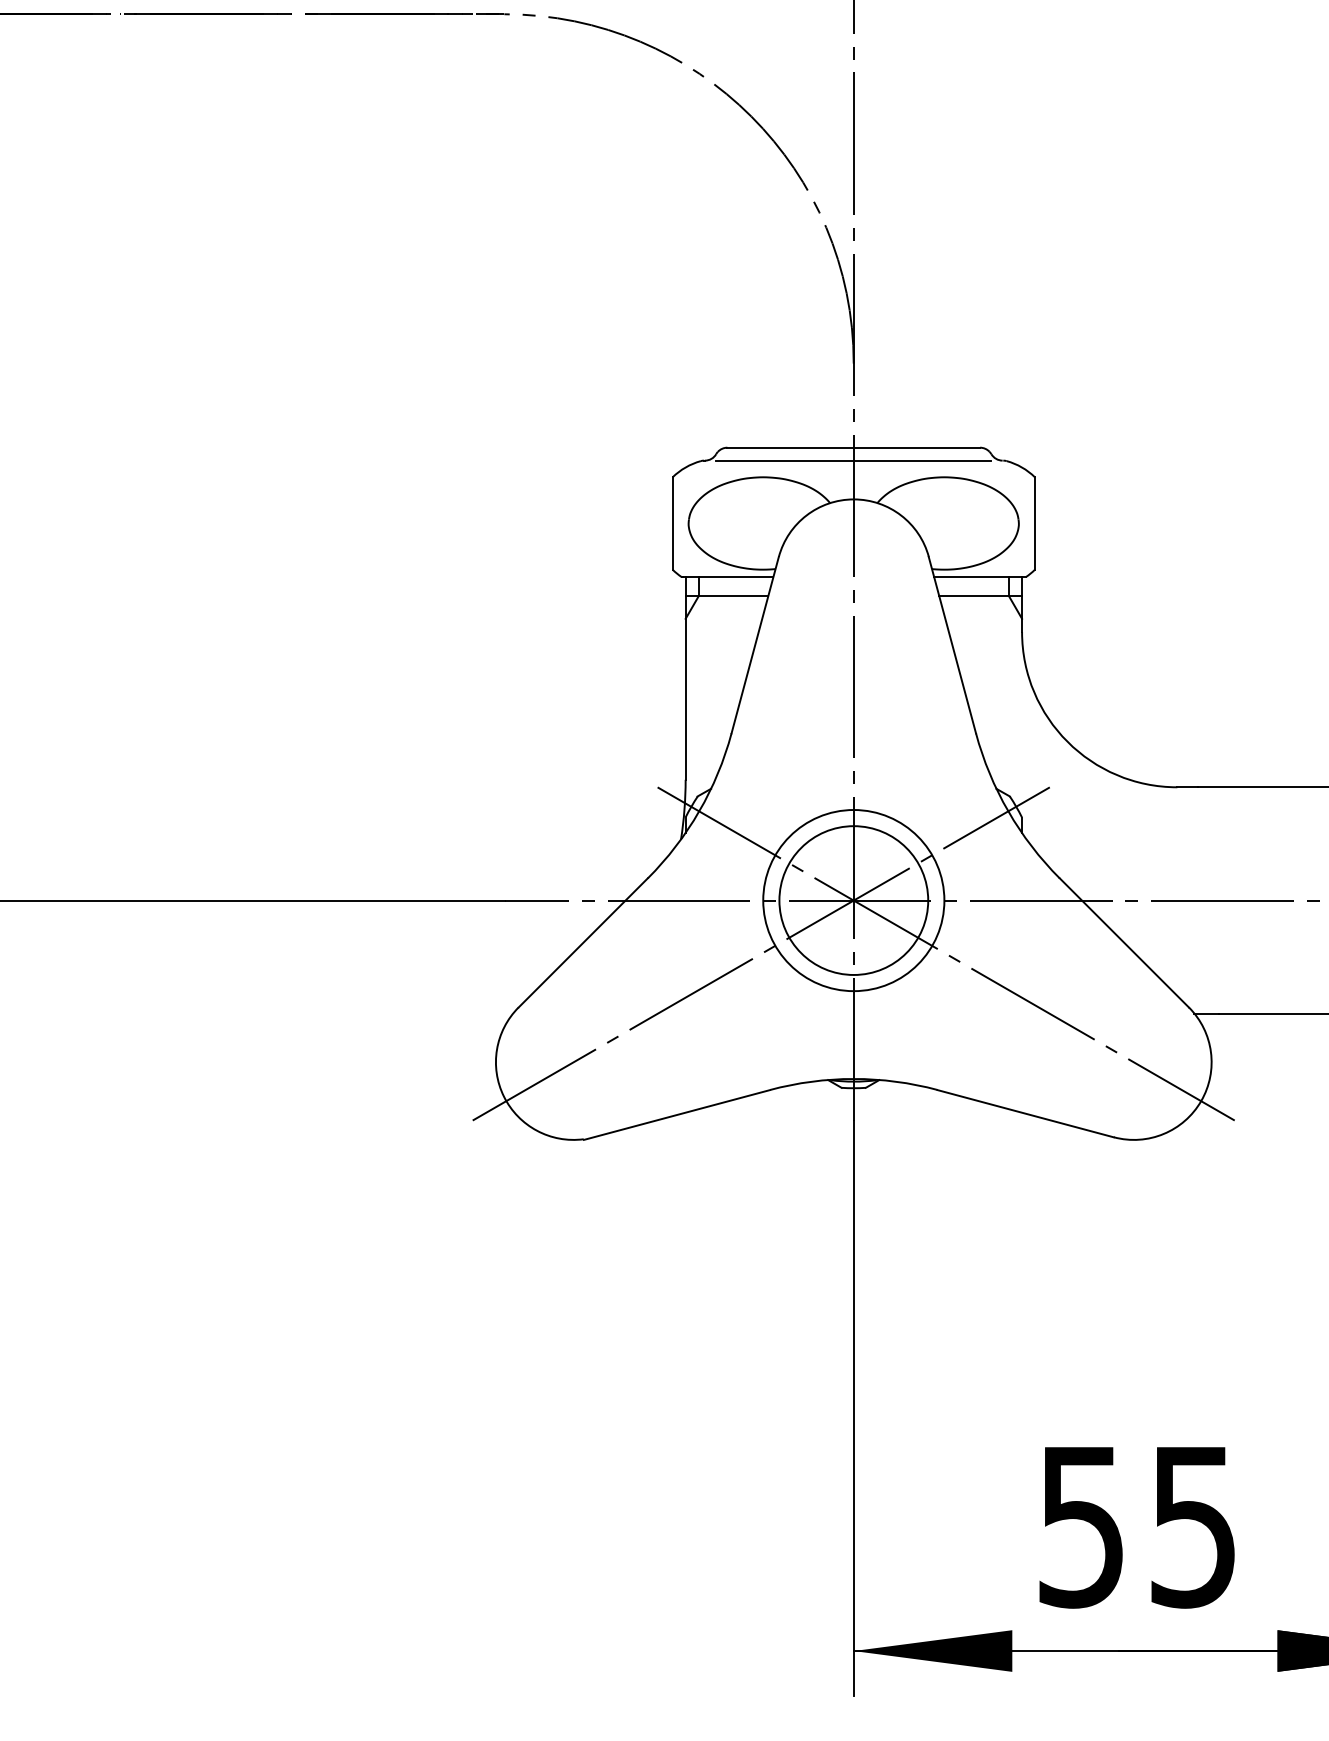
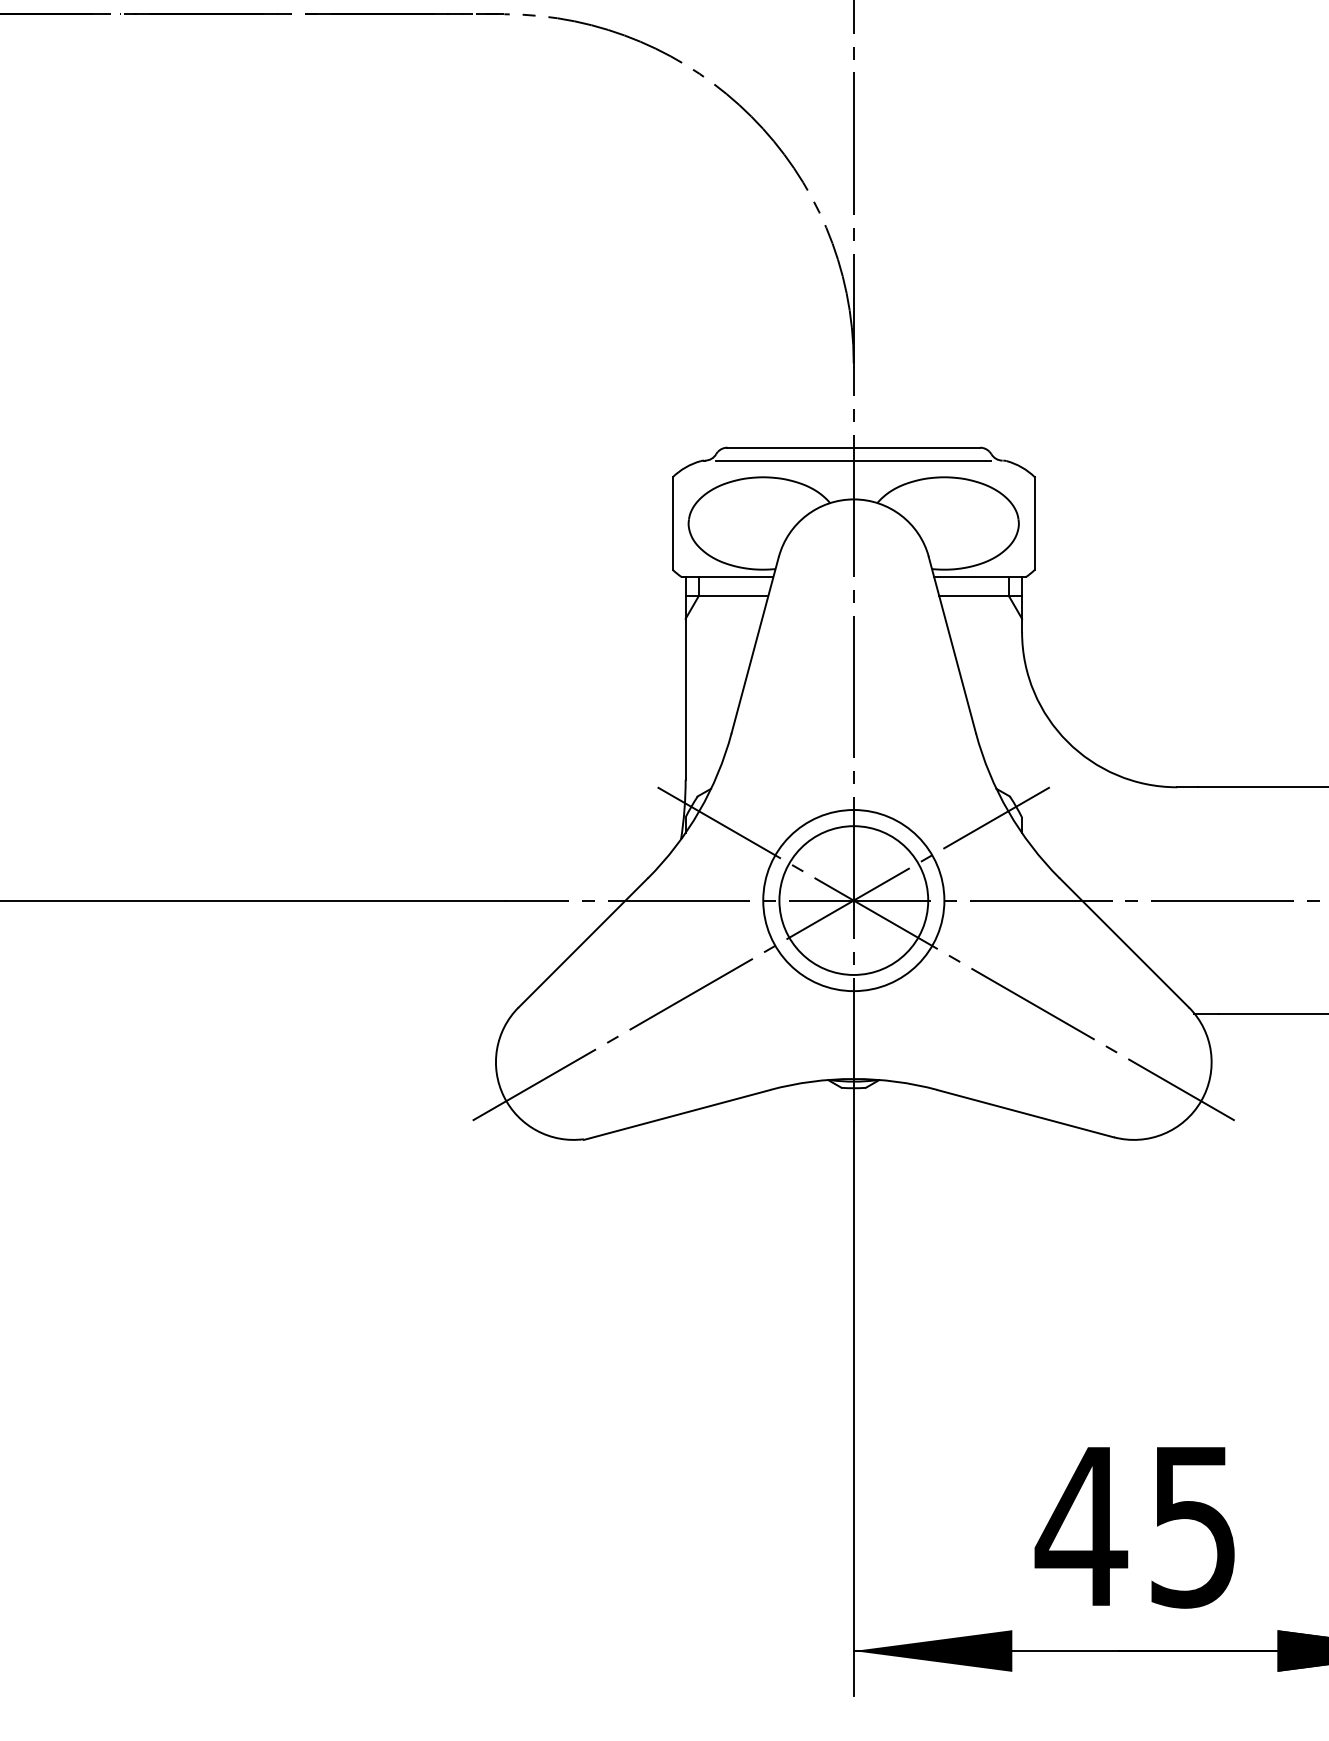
text: 55 -> 45 (1081, 1527)
